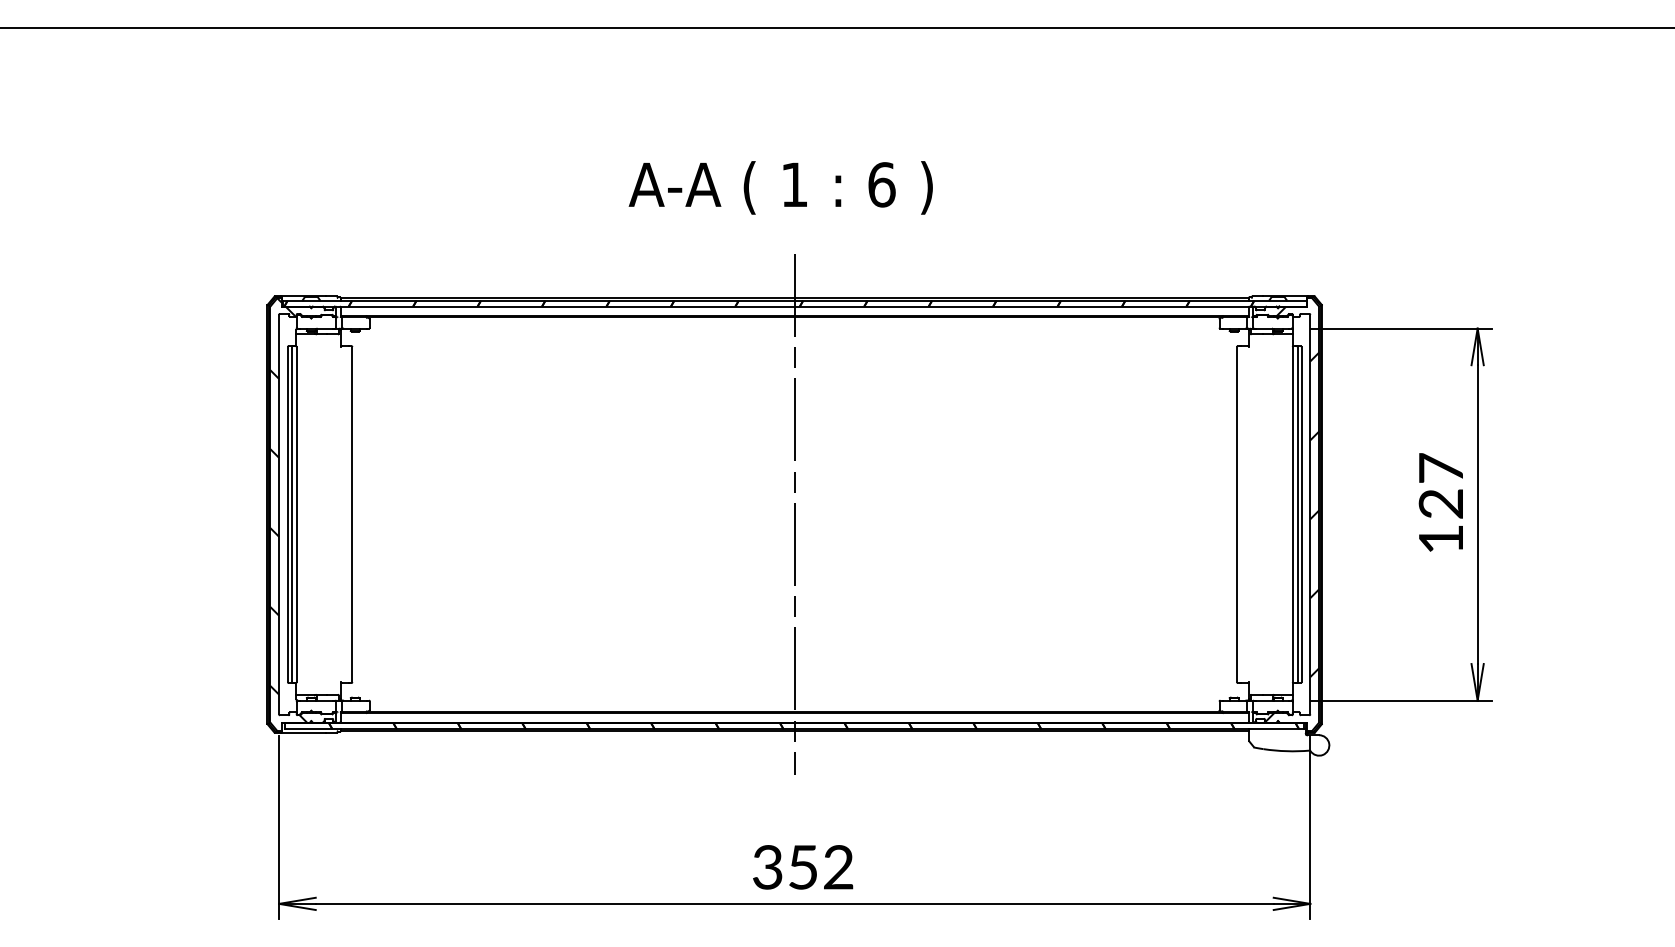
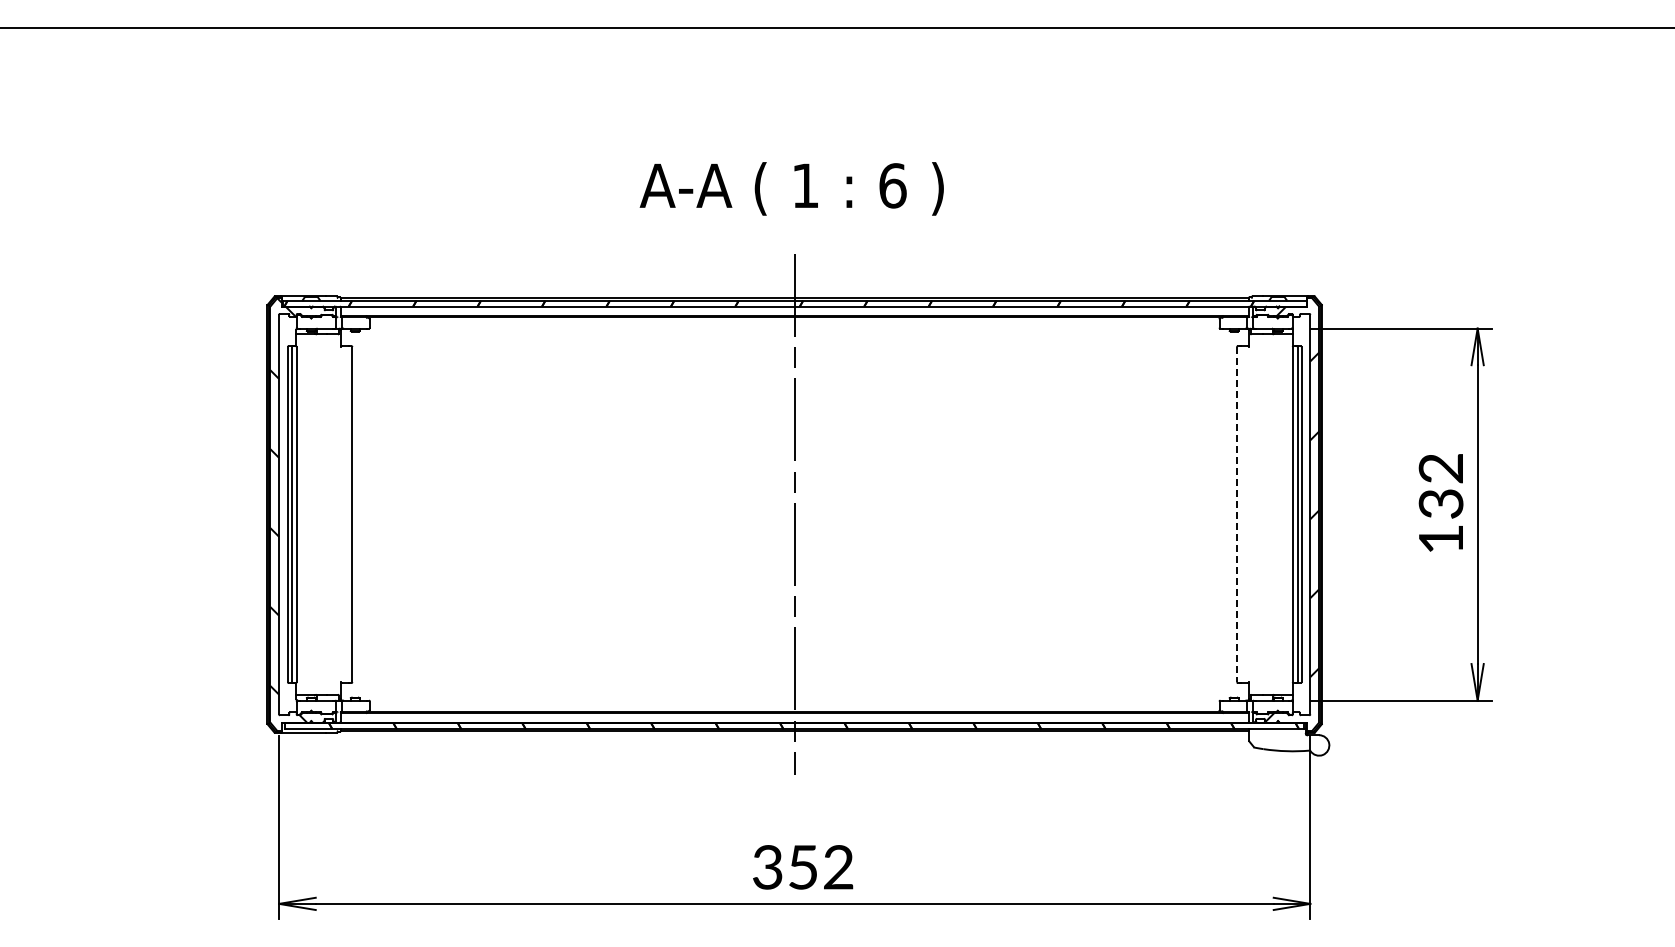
text position: (780, 187) -> (791, 188) (791, 188)
text: 127 -> 132 (1440, 485)
line: solid -> dashed (1237, 514)
